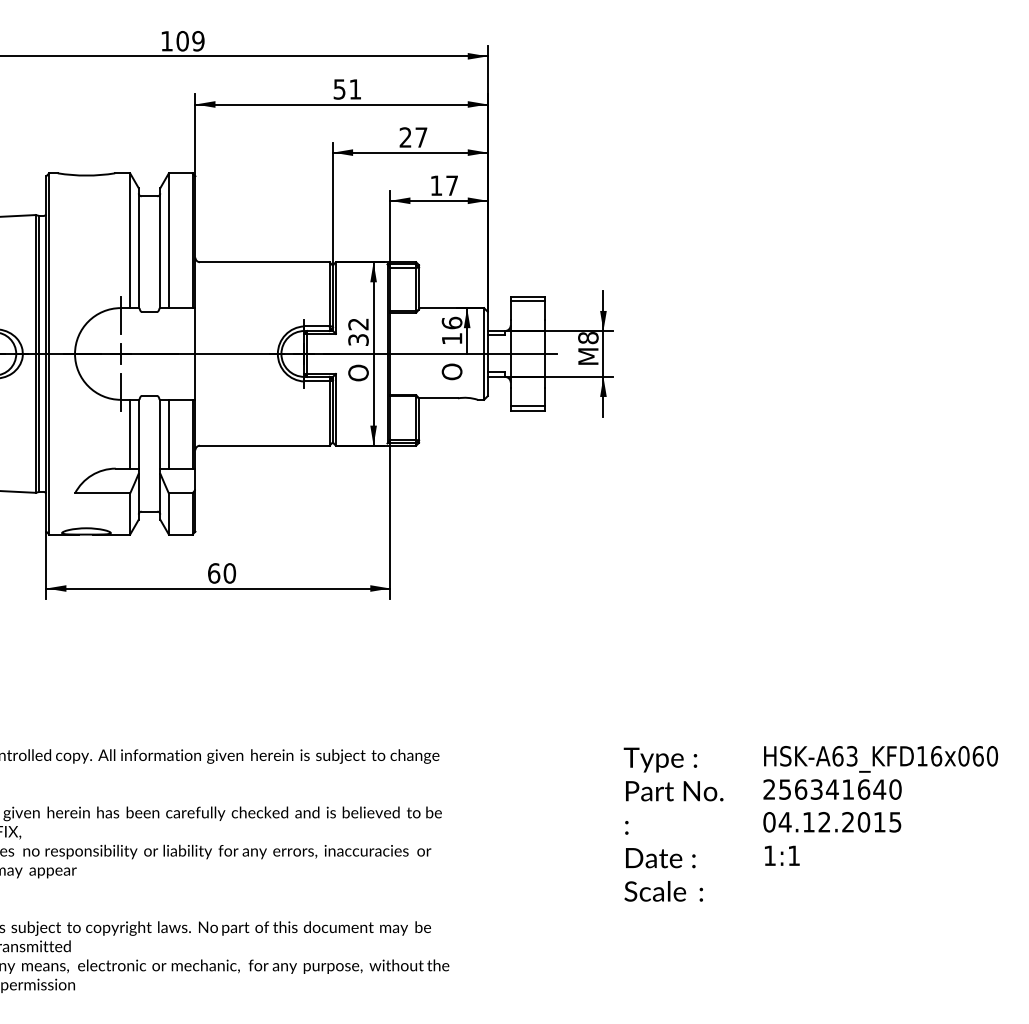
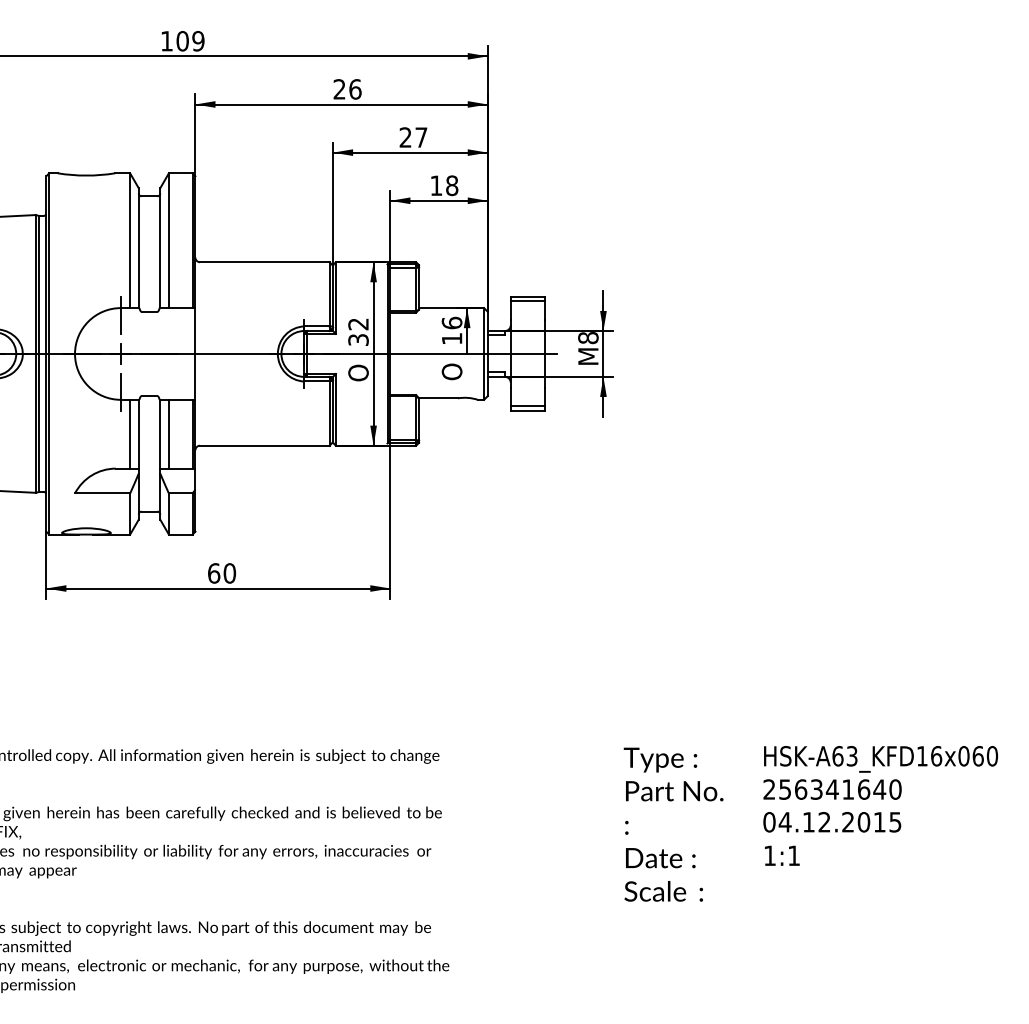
text: 51 -> 26 (347, 89)
text: 17 -> 18 (452, 185)
